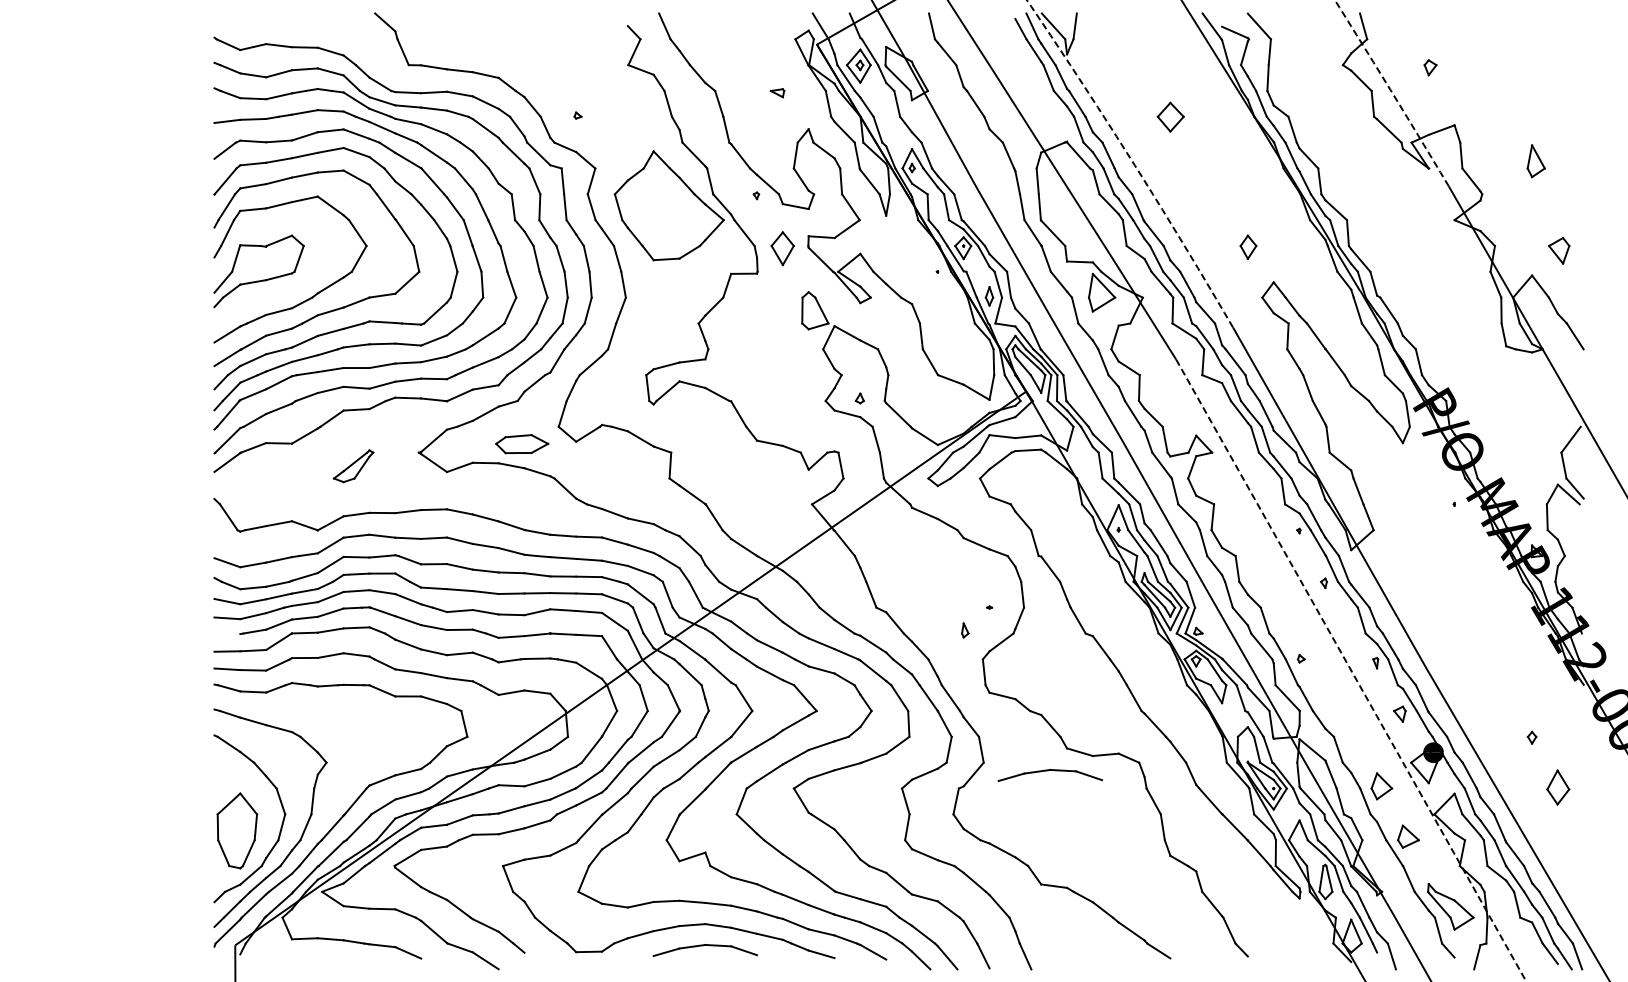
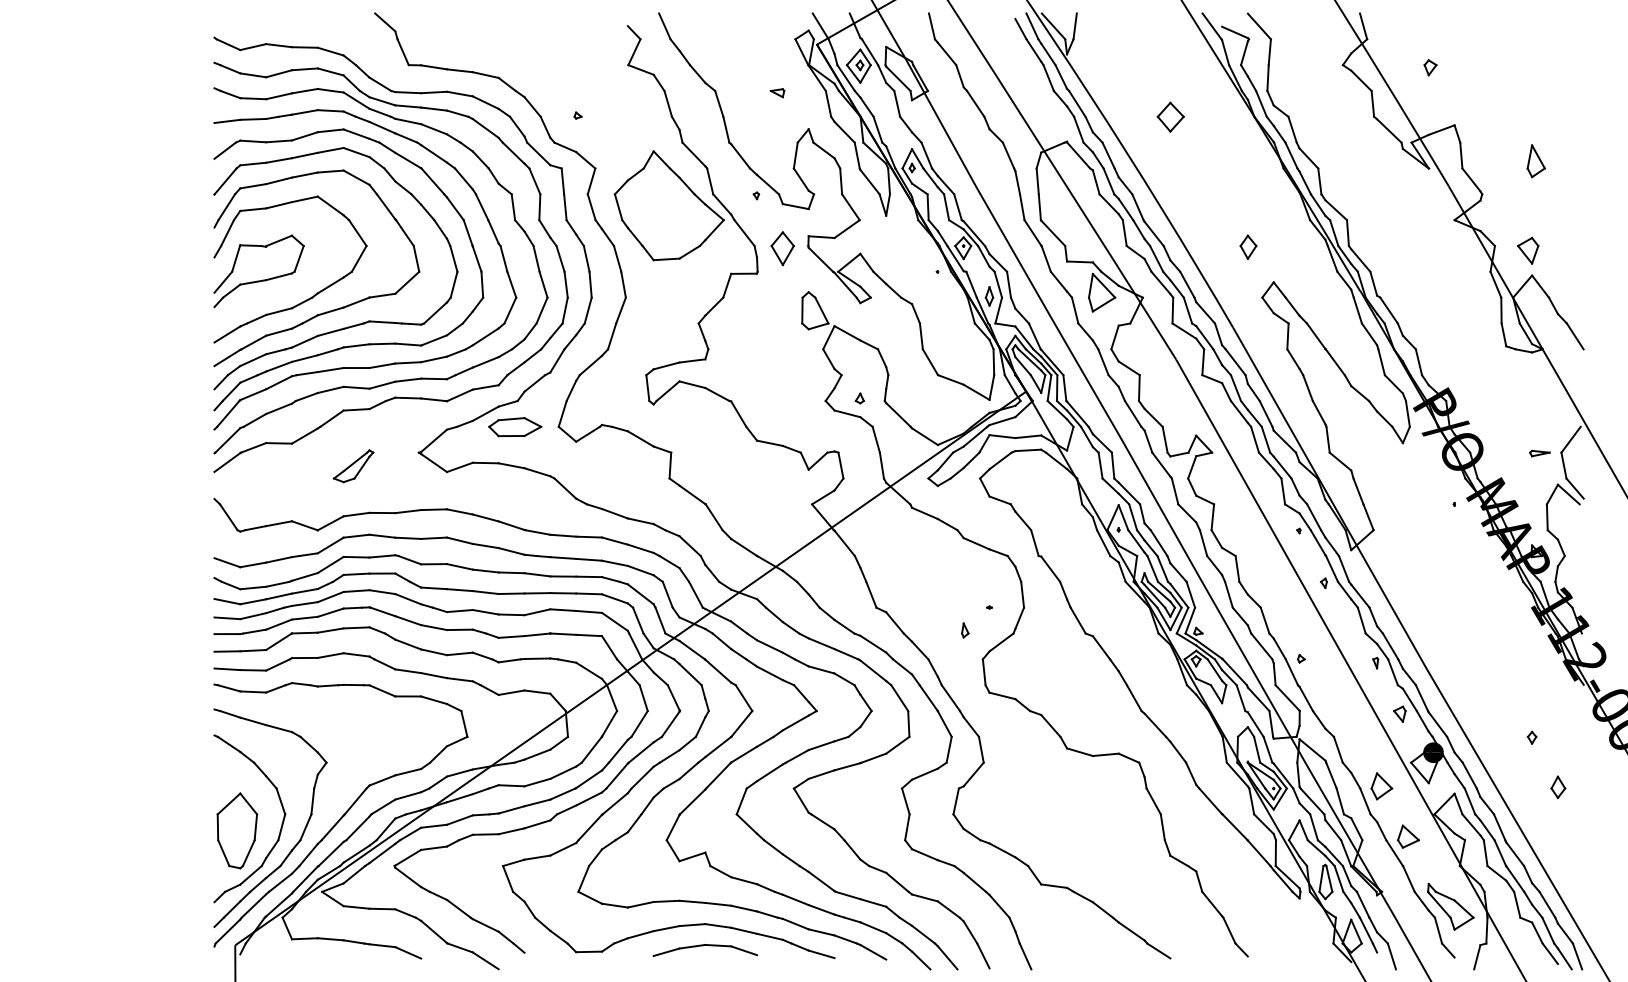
arc: dashed -> solid (1392, 93)
arc: dashed -> solid (1132, 161)
part position: (1559, 250) -> (1528, 250) (1528, 250)
part position: (522, 444) -> (515, 427) (515, 427)
part: none -> present (1539, 453)
line: none -> present (227, 634)
line: dashed -> solid (1351, 670)
part: present -> none (1049, 775)
part size: 25x37 px -> 17x24 px (1558, 786)
